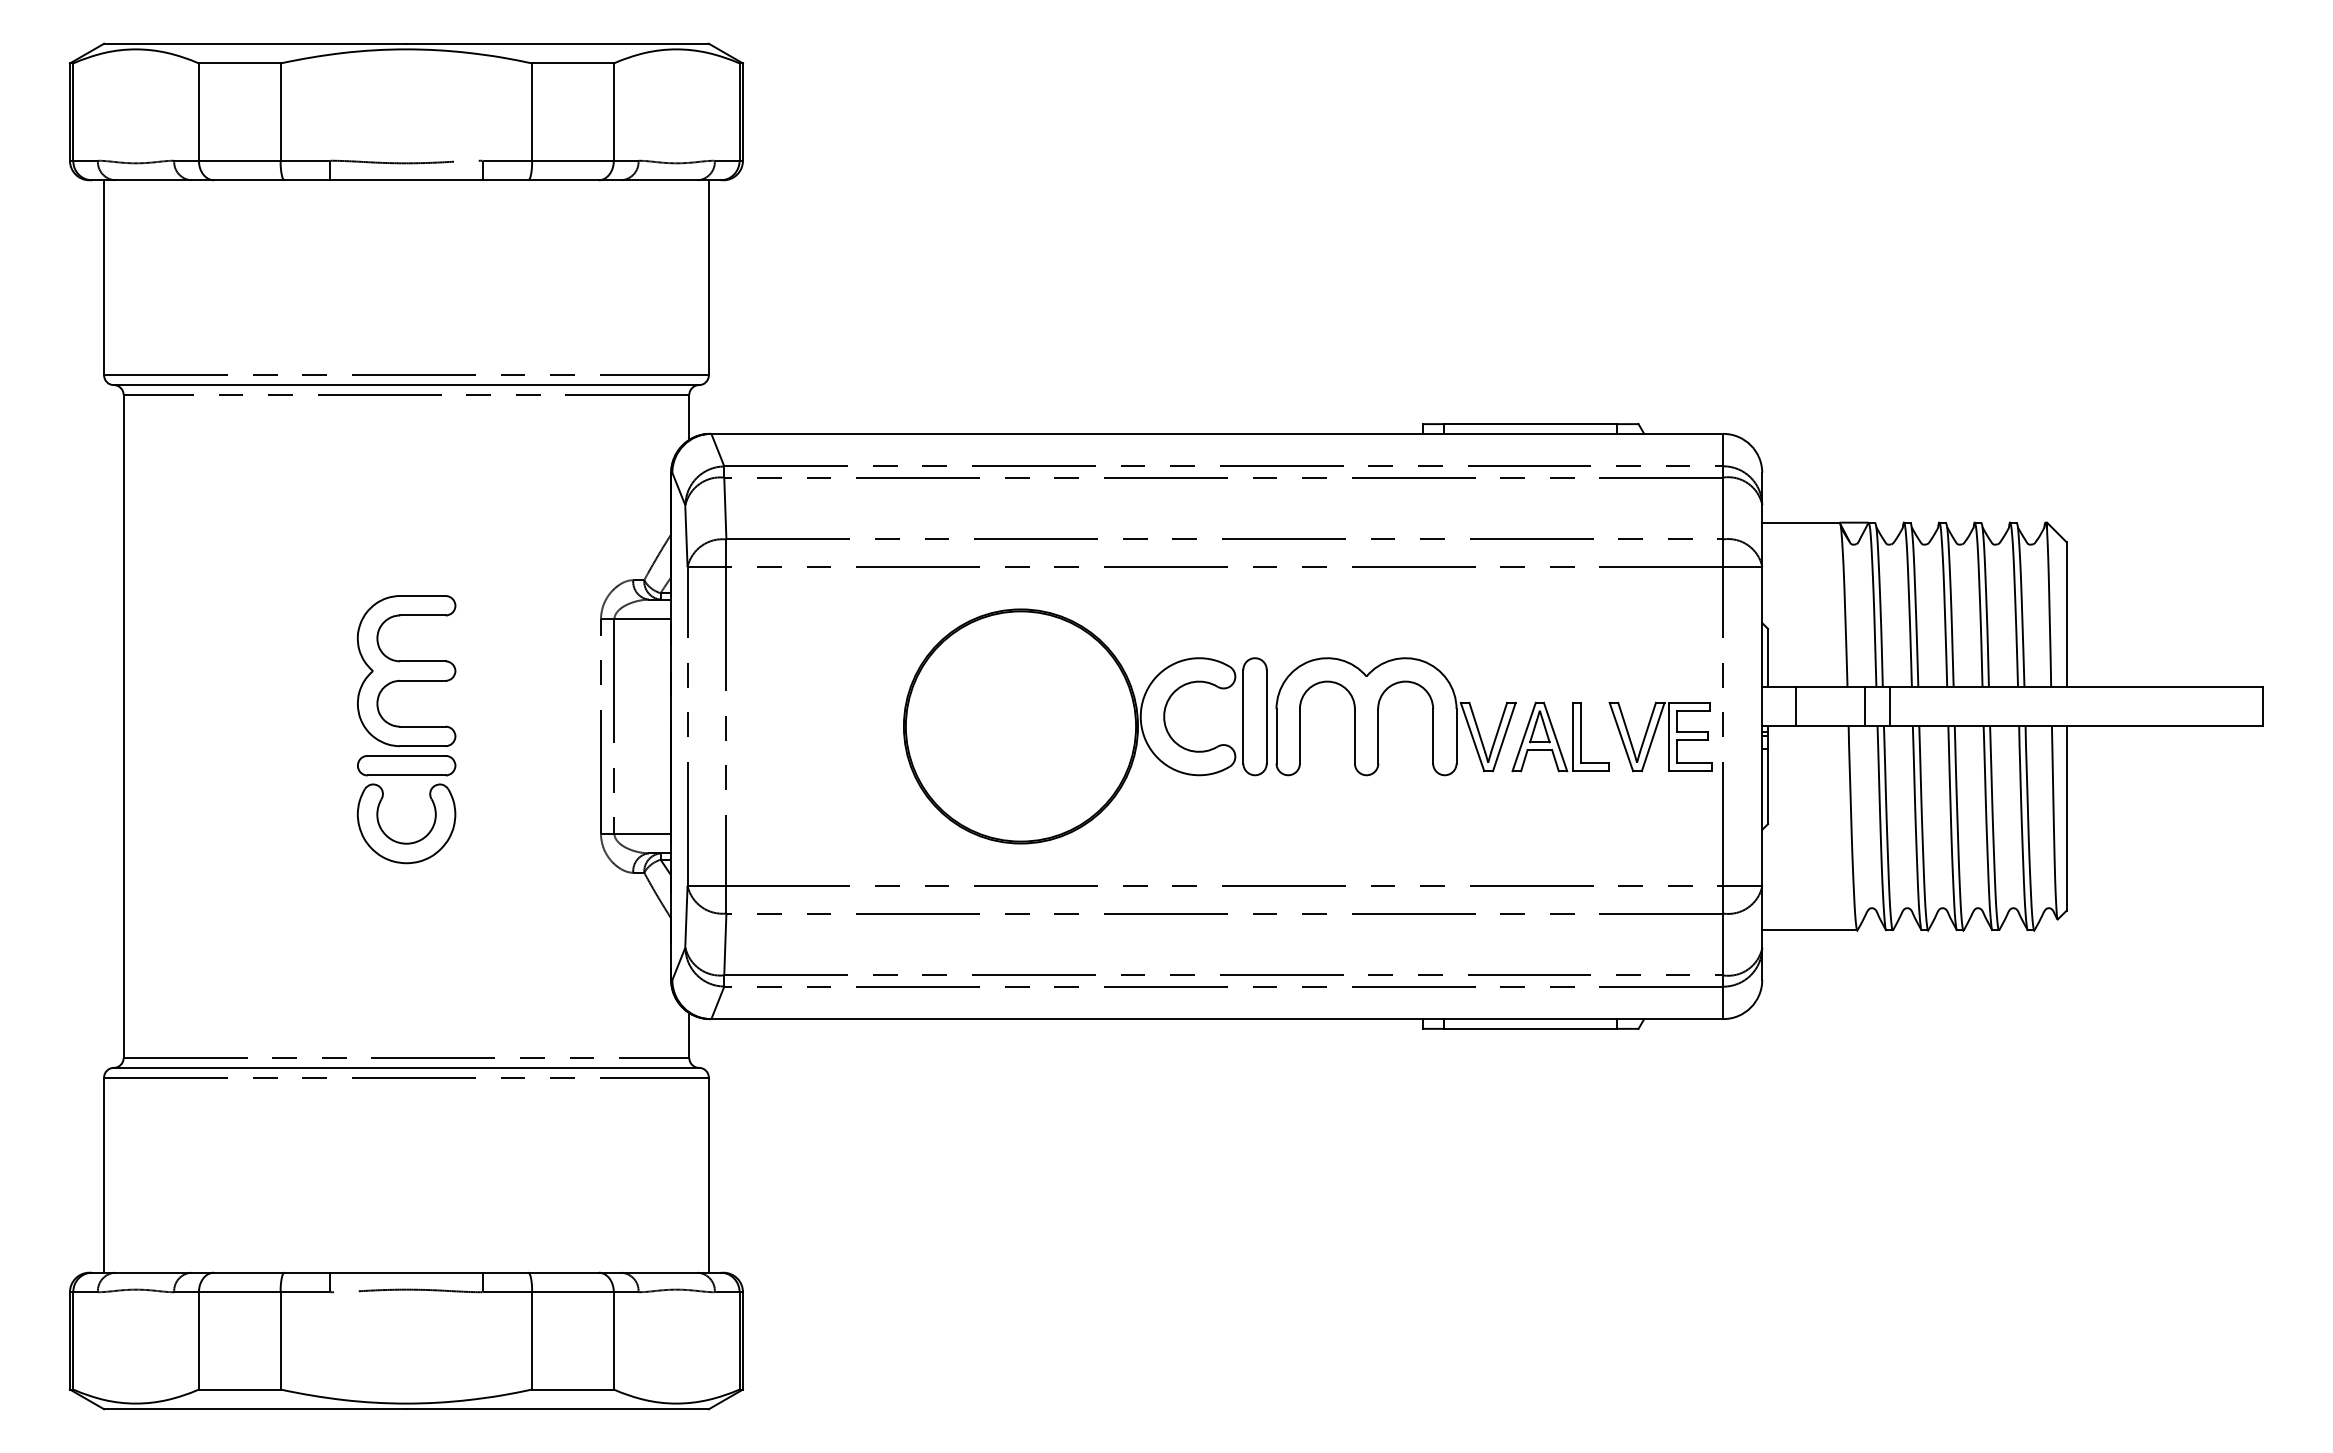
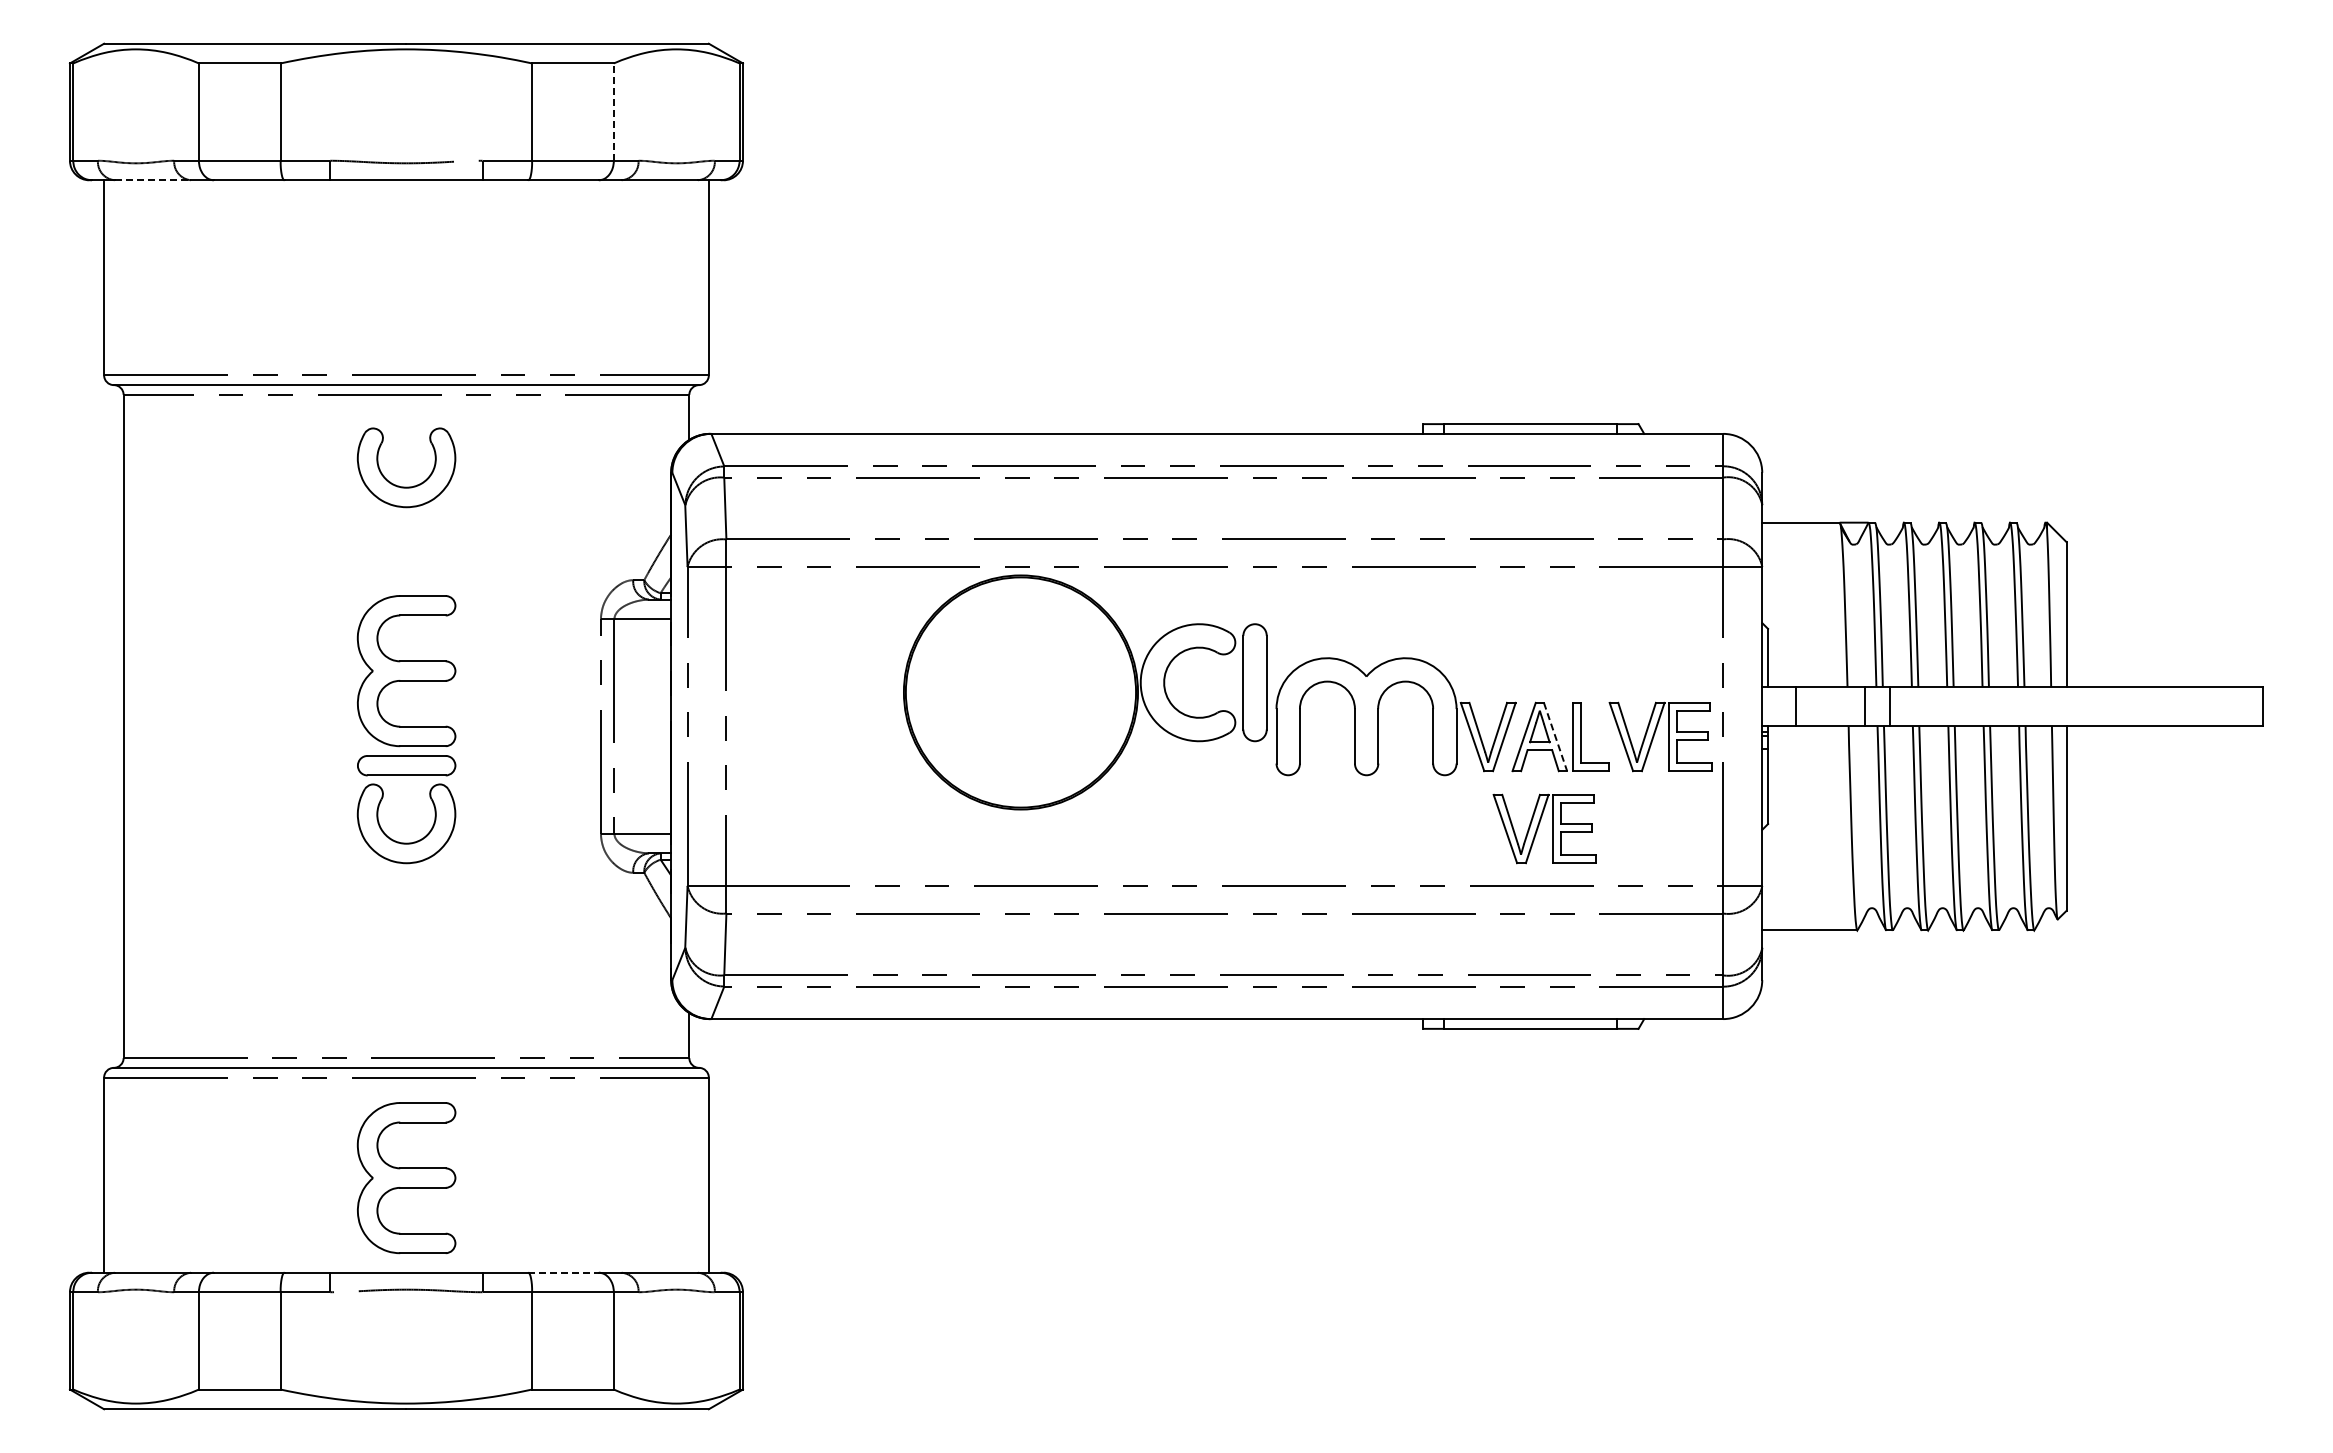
line: solid -> dashed (613, 112)
line: solid -> dashed (153, 180)
part: none -> present (406, 486)
part position: (1085, 726) -> (1085, 692) (1085, 692)
line: solid -> dashed (1555, 737)
part: none -> present (1544, 828)
part: none -> present (406, 1178)
line: solid -> dashed (564, 1272)
